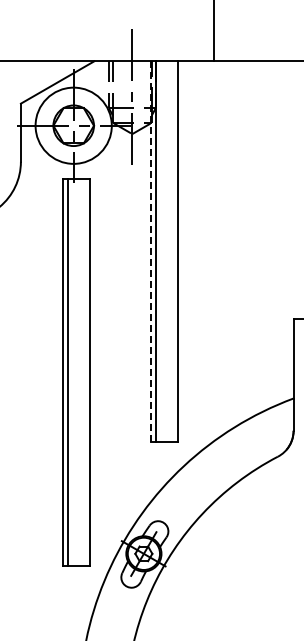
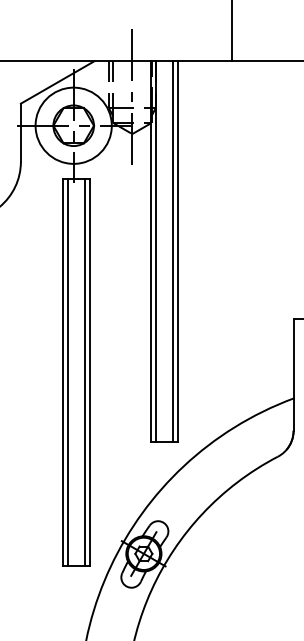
line position: (214, 31) -> (232, 31) (232, 31)
line: dashed -> solid (151, 251)
line: none -> present (173, 251)
line: none -> present (85, 371)
